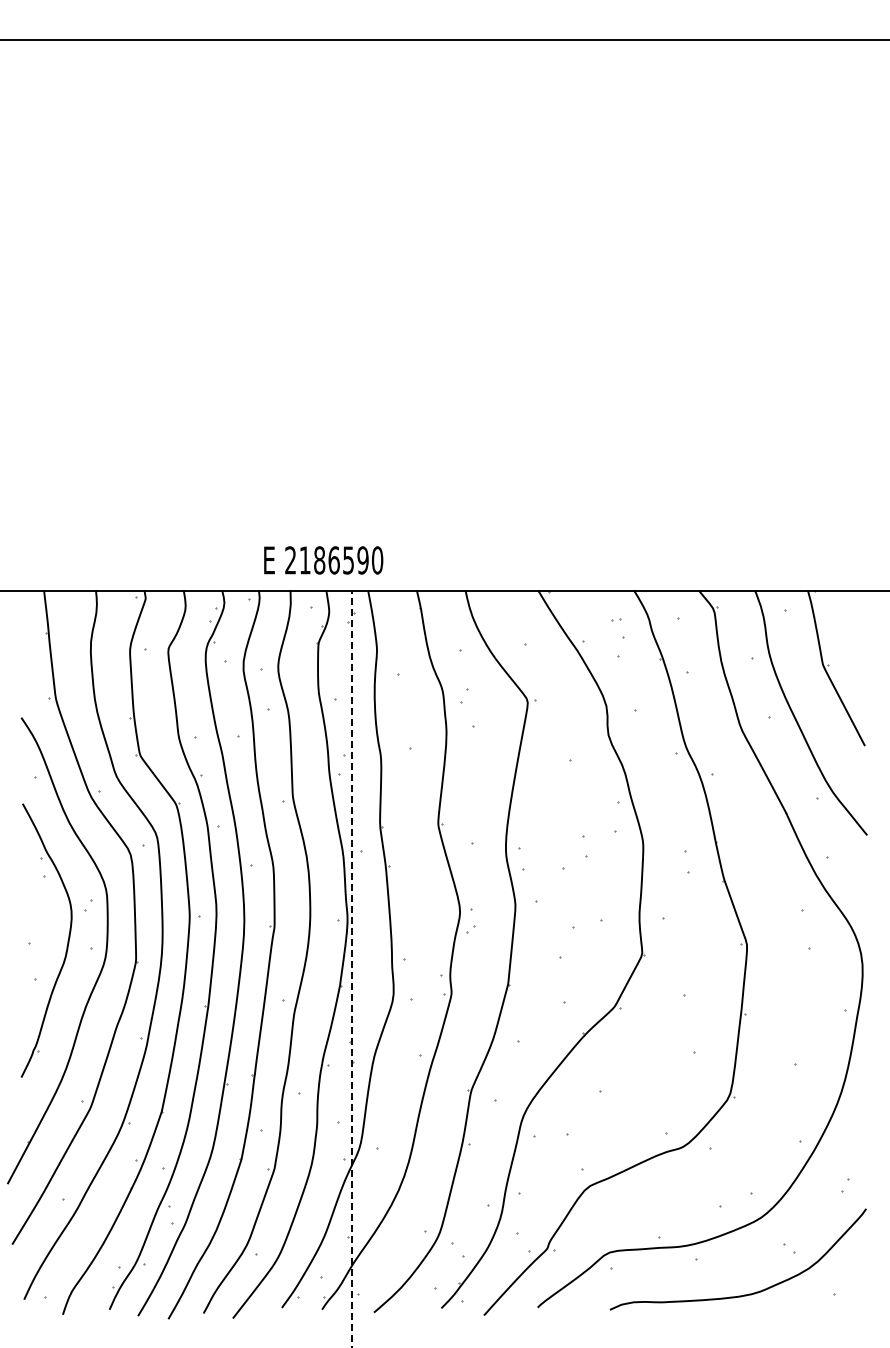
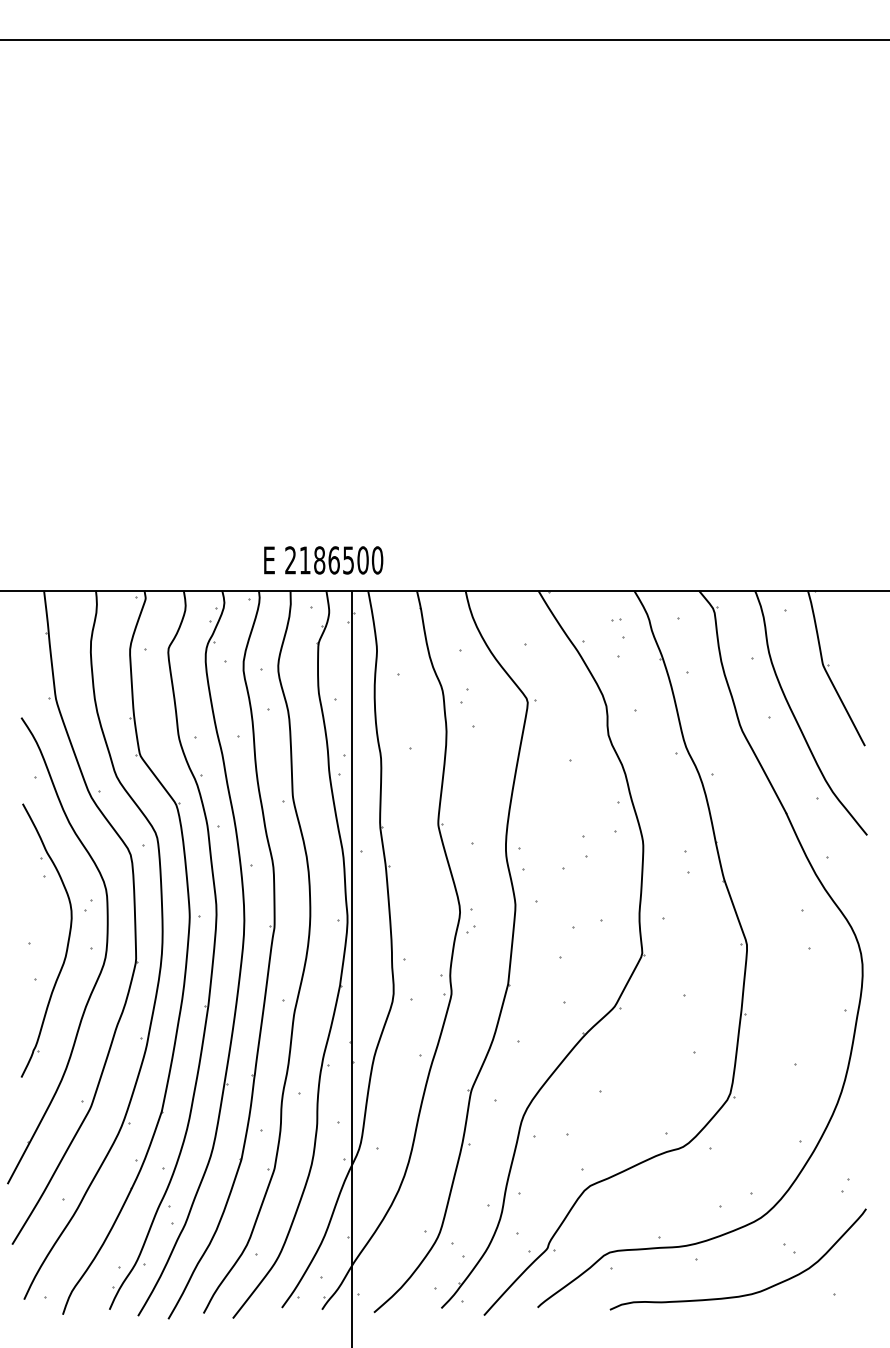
text: 2186590 -> 2186500 (362, 560)
line: dashed -> solid (351, 969)
